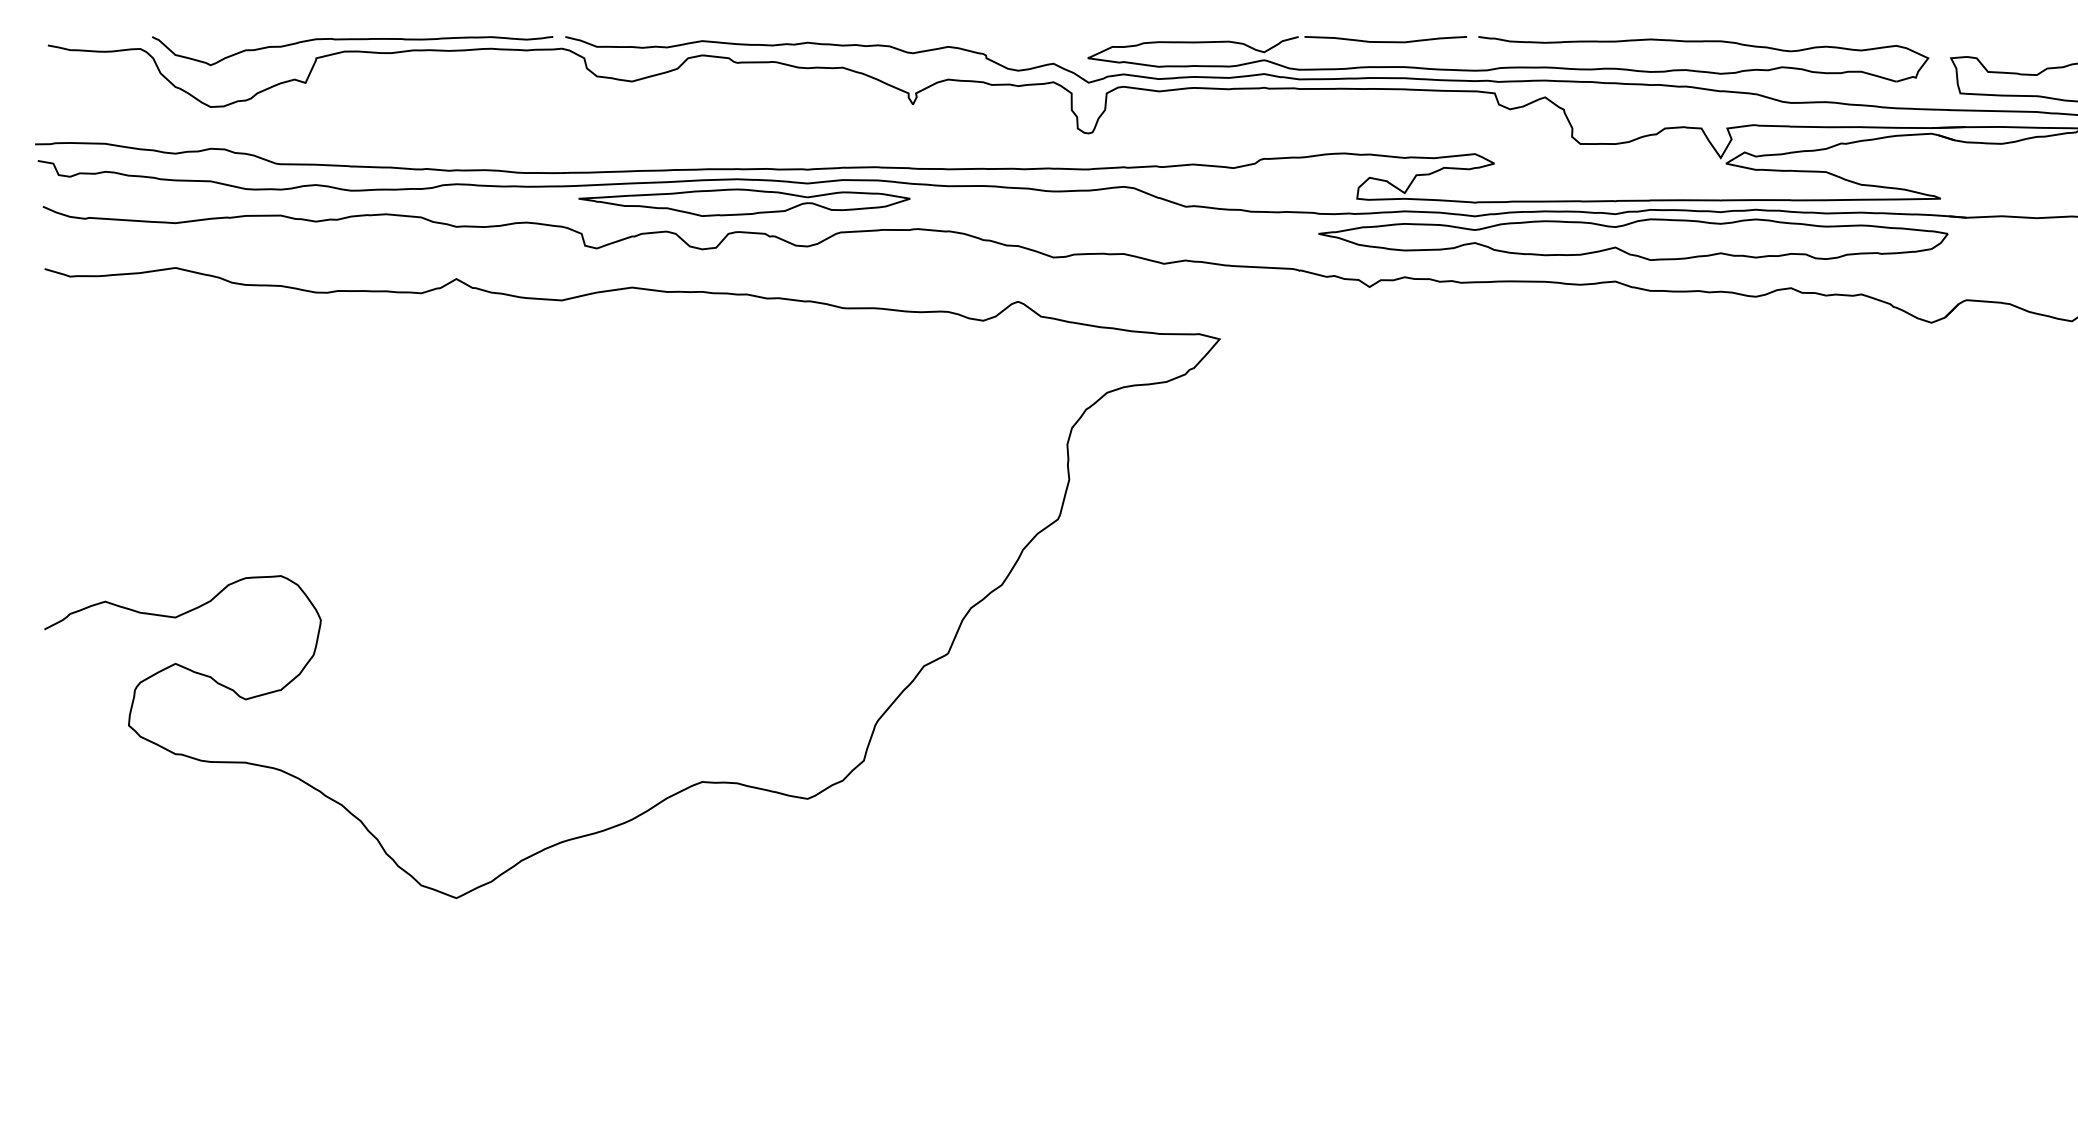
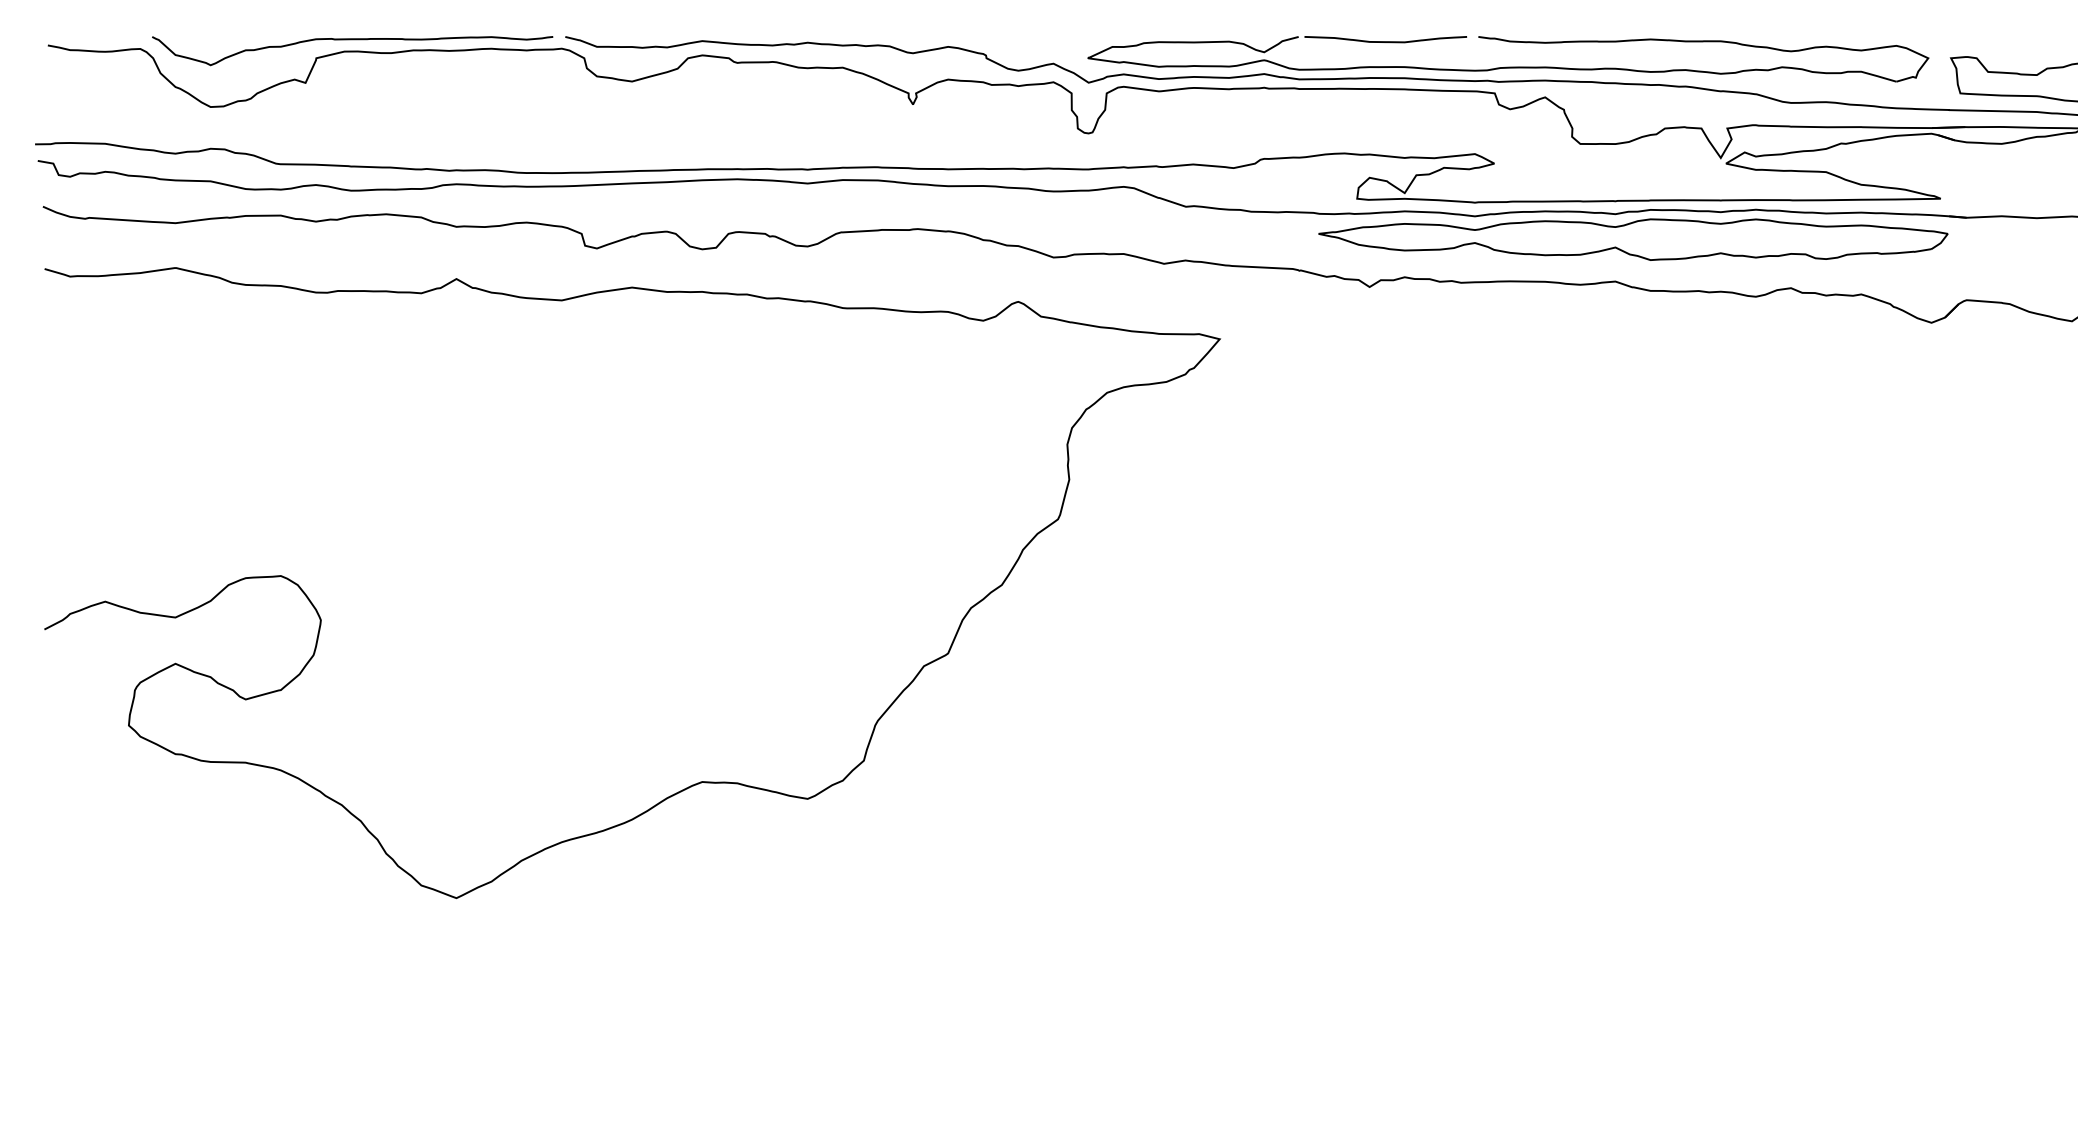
part: present -> none (744, 202)
